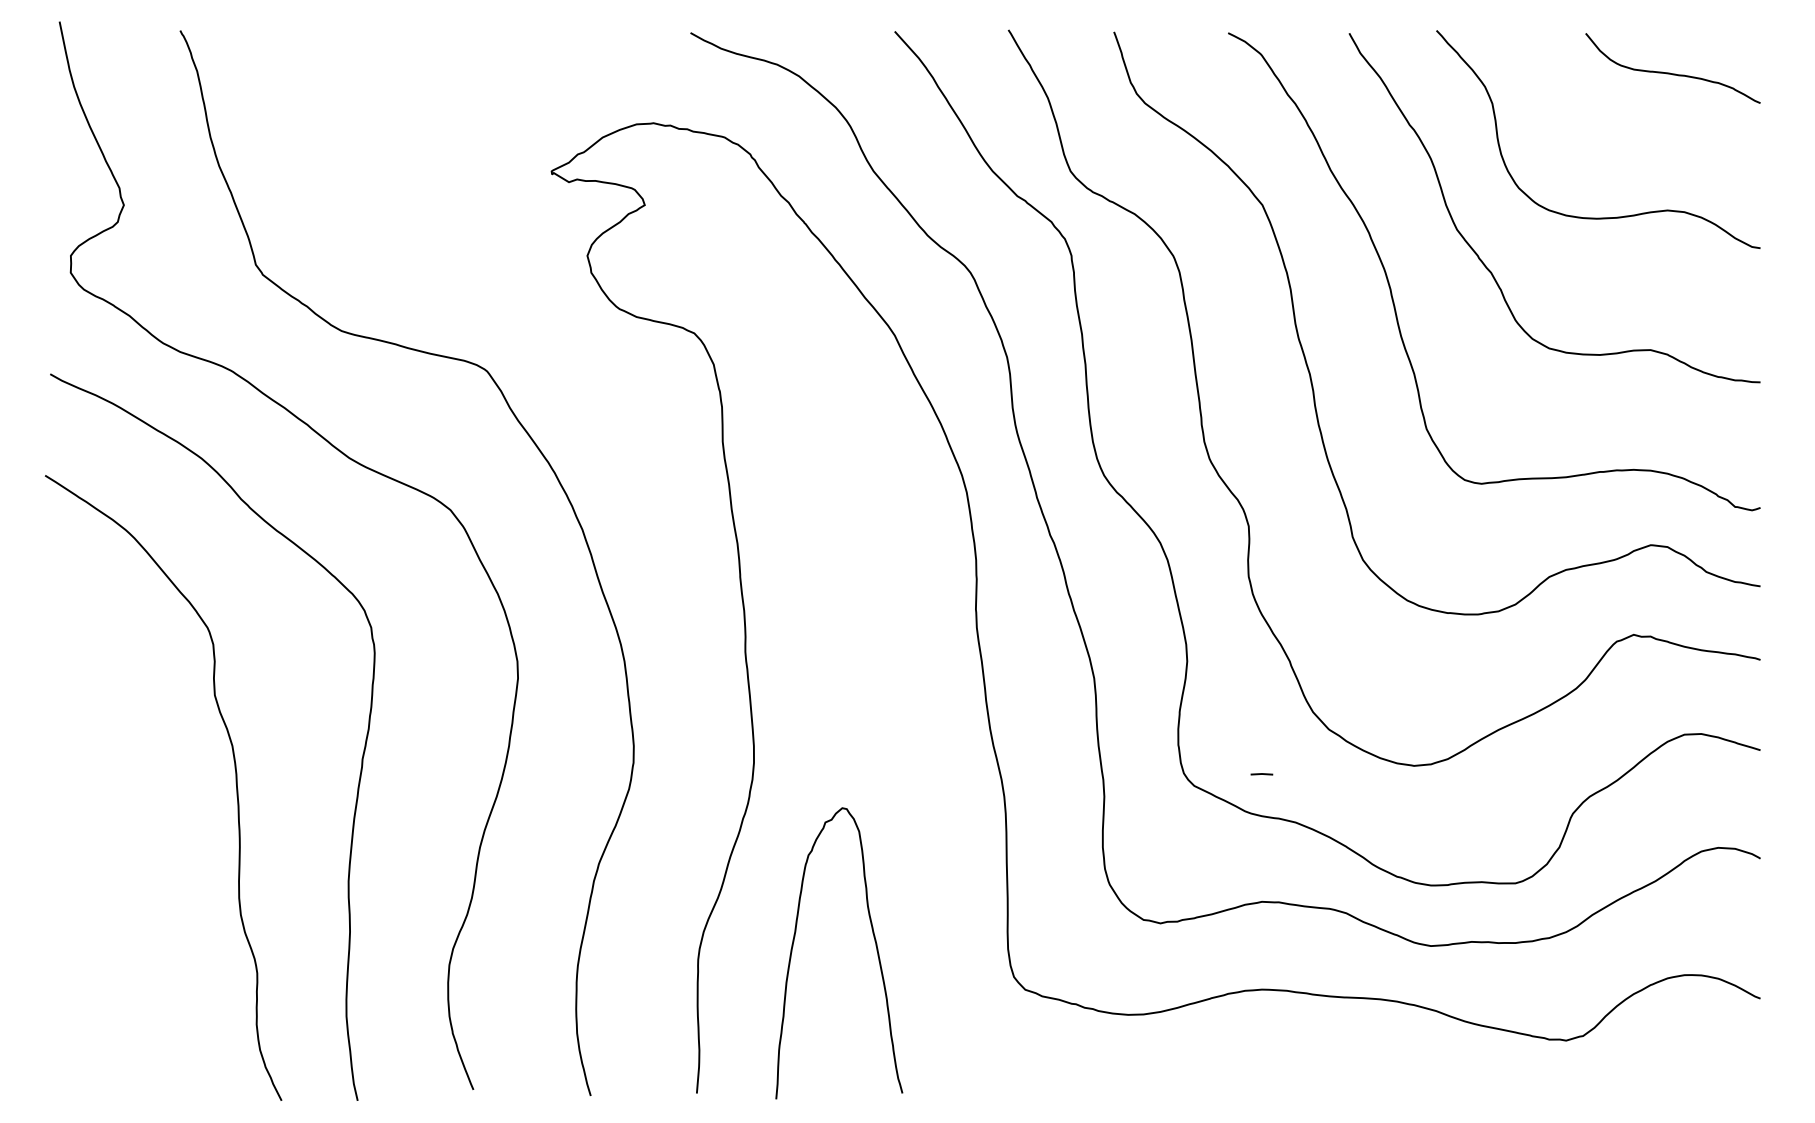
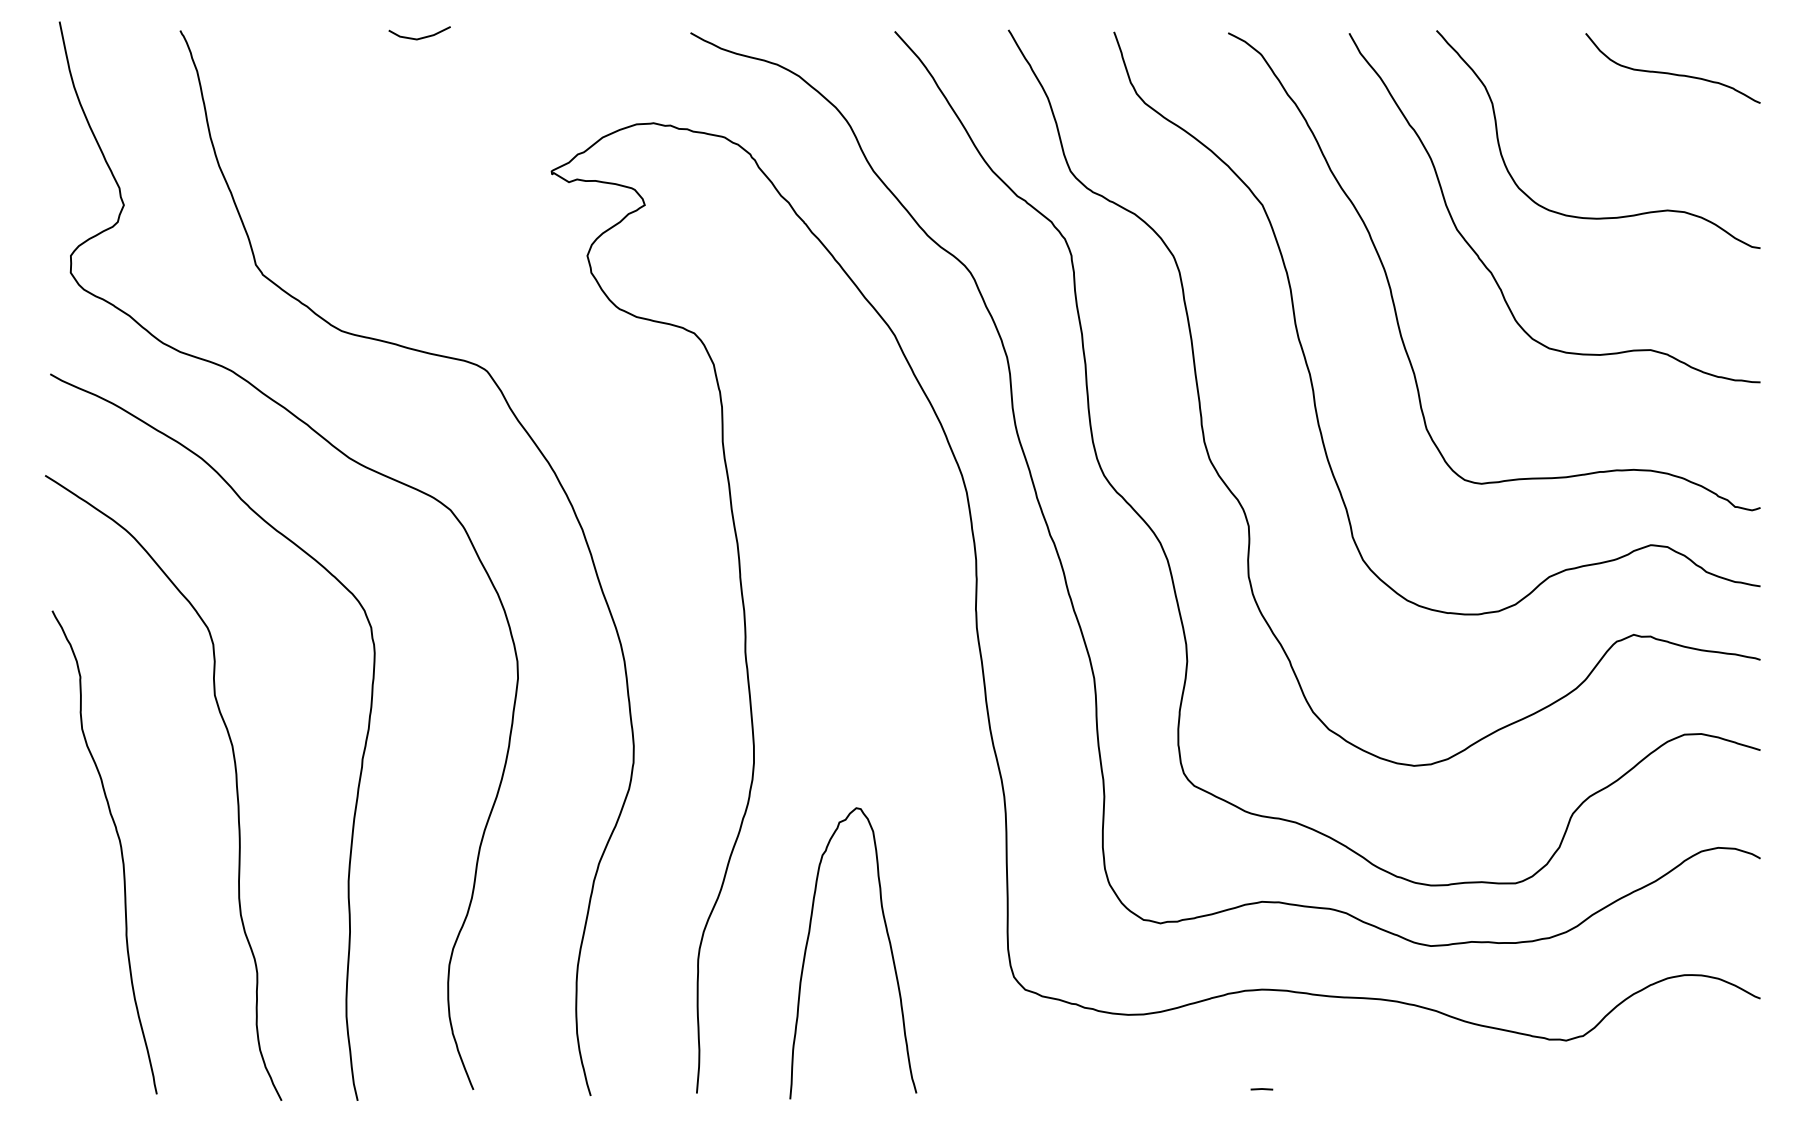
line: none -> present (419, 37)
line position: (1261, 774) -> (1261, 1089) (1261, 1089)
curve: none -> present (120, 851)
curve position: (875, 946) -> (889, 946) (889, 946)
